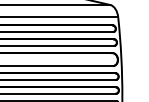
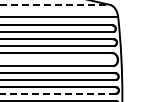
line: solid -> dashed (55, 5)
line: solid -> dashed (58, 93)
